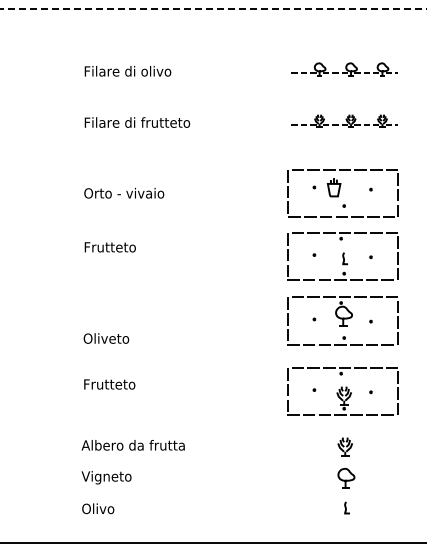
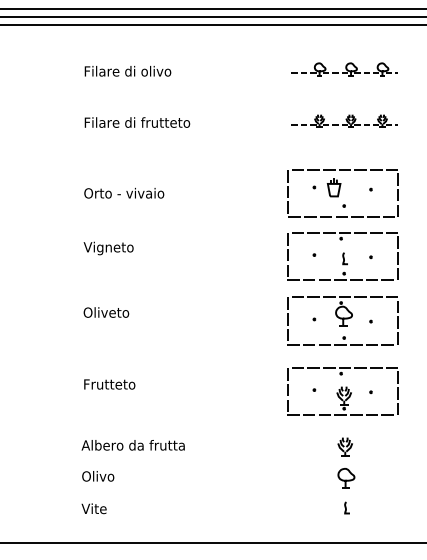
line: dashed -> solid (213, 8)
line: none -> present (212, 16)
line: none -> present (212, 24)
text: Frutteto -> Vigneto (109, 248)
text position: (106, 338) -> (106, 312) (106, 312)
text: Vigneto -> Olivo (106, 477)
text: Olivo -> Vite (97, 508)
